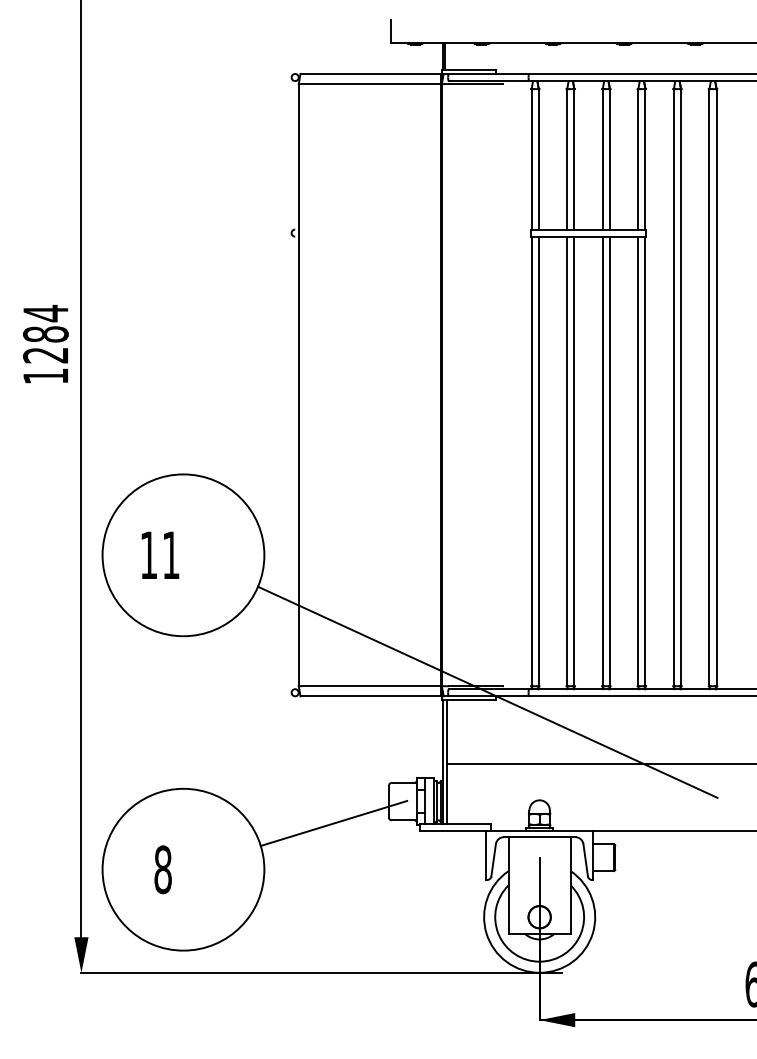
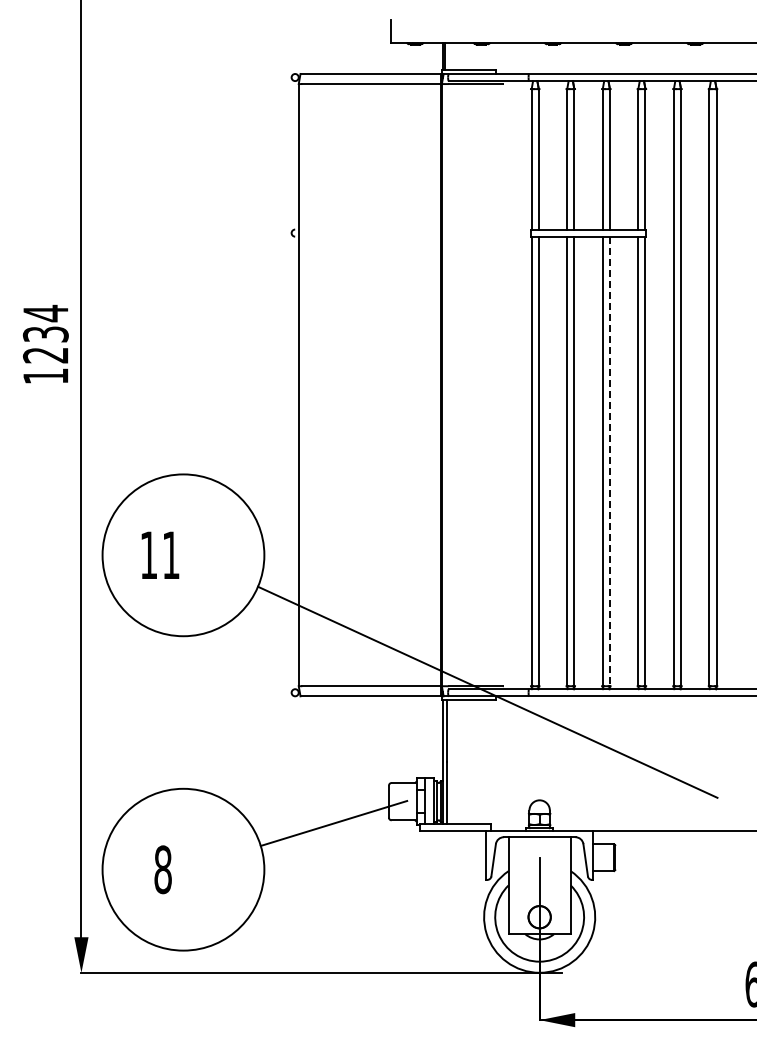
text: 1284 -> 1234 (45, 334)
line: solid -> dashed (609, 461)
line: present -> none (599, 764)
